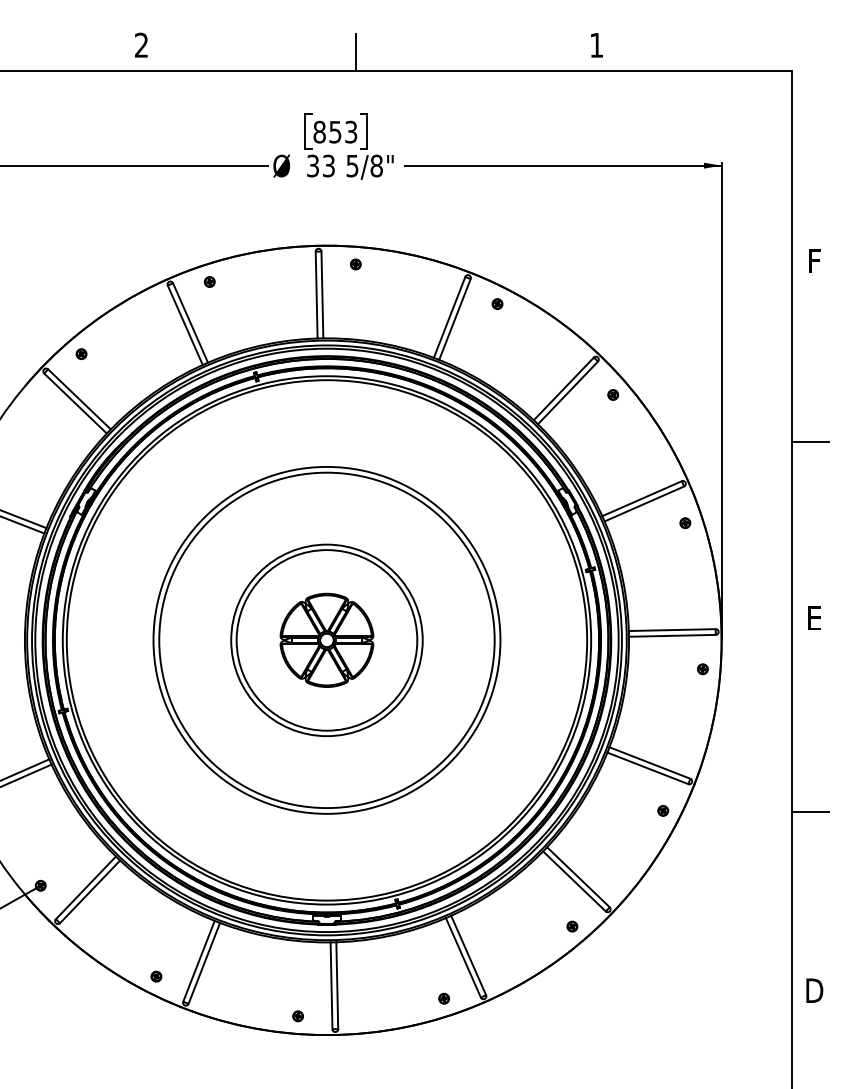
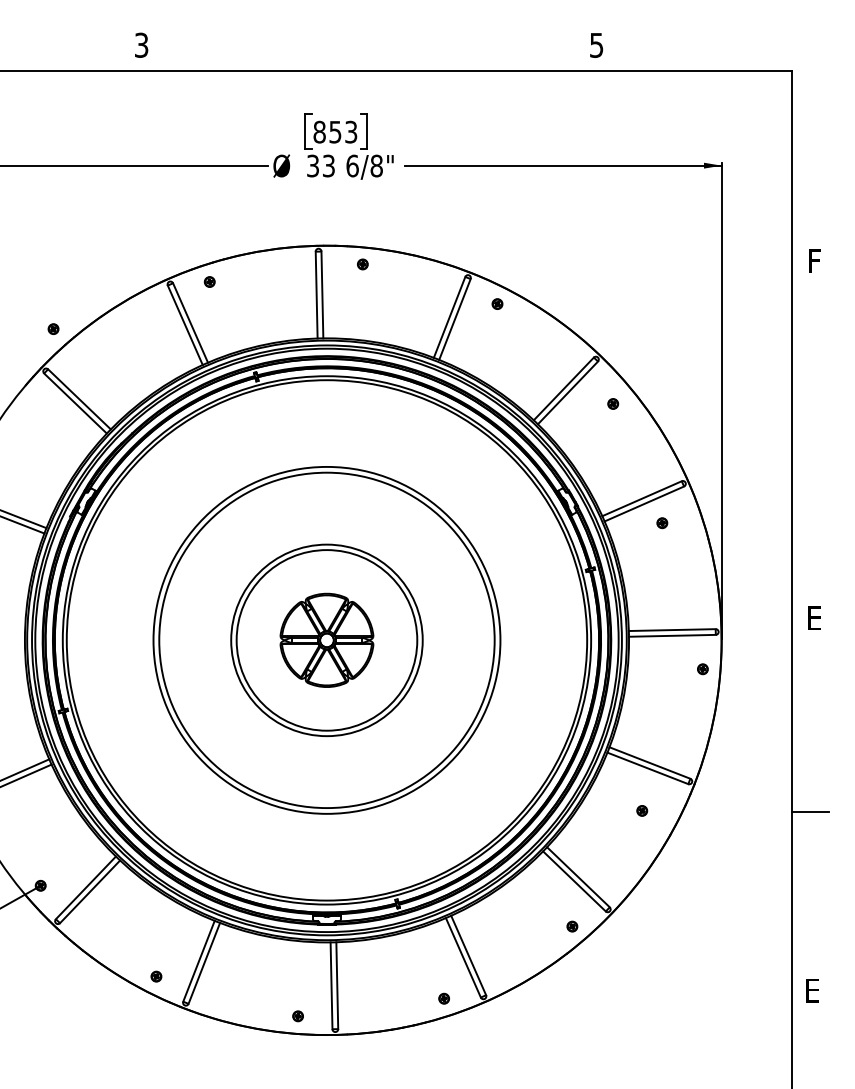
text: 2 -> 3 (141, 45)
text: 1 -> 5 (596, 45)
line: present -> none (355, 52)
text: 5/8" -> 6/8" (352, 165)
part position: (355, 264) -> (362, 264) (362, 264)
part position: (81, 353) -> (53, 328) (53, 328)
part position: (613, 394) -> (613, 403) (613, 403)
line: present -> none (810, 441)
part position: (685, 523) -> (662, 523) (662, 523)
part position: (663, 810) -> (642, 810) (642, 810)
text: D -> E (814, 990)
